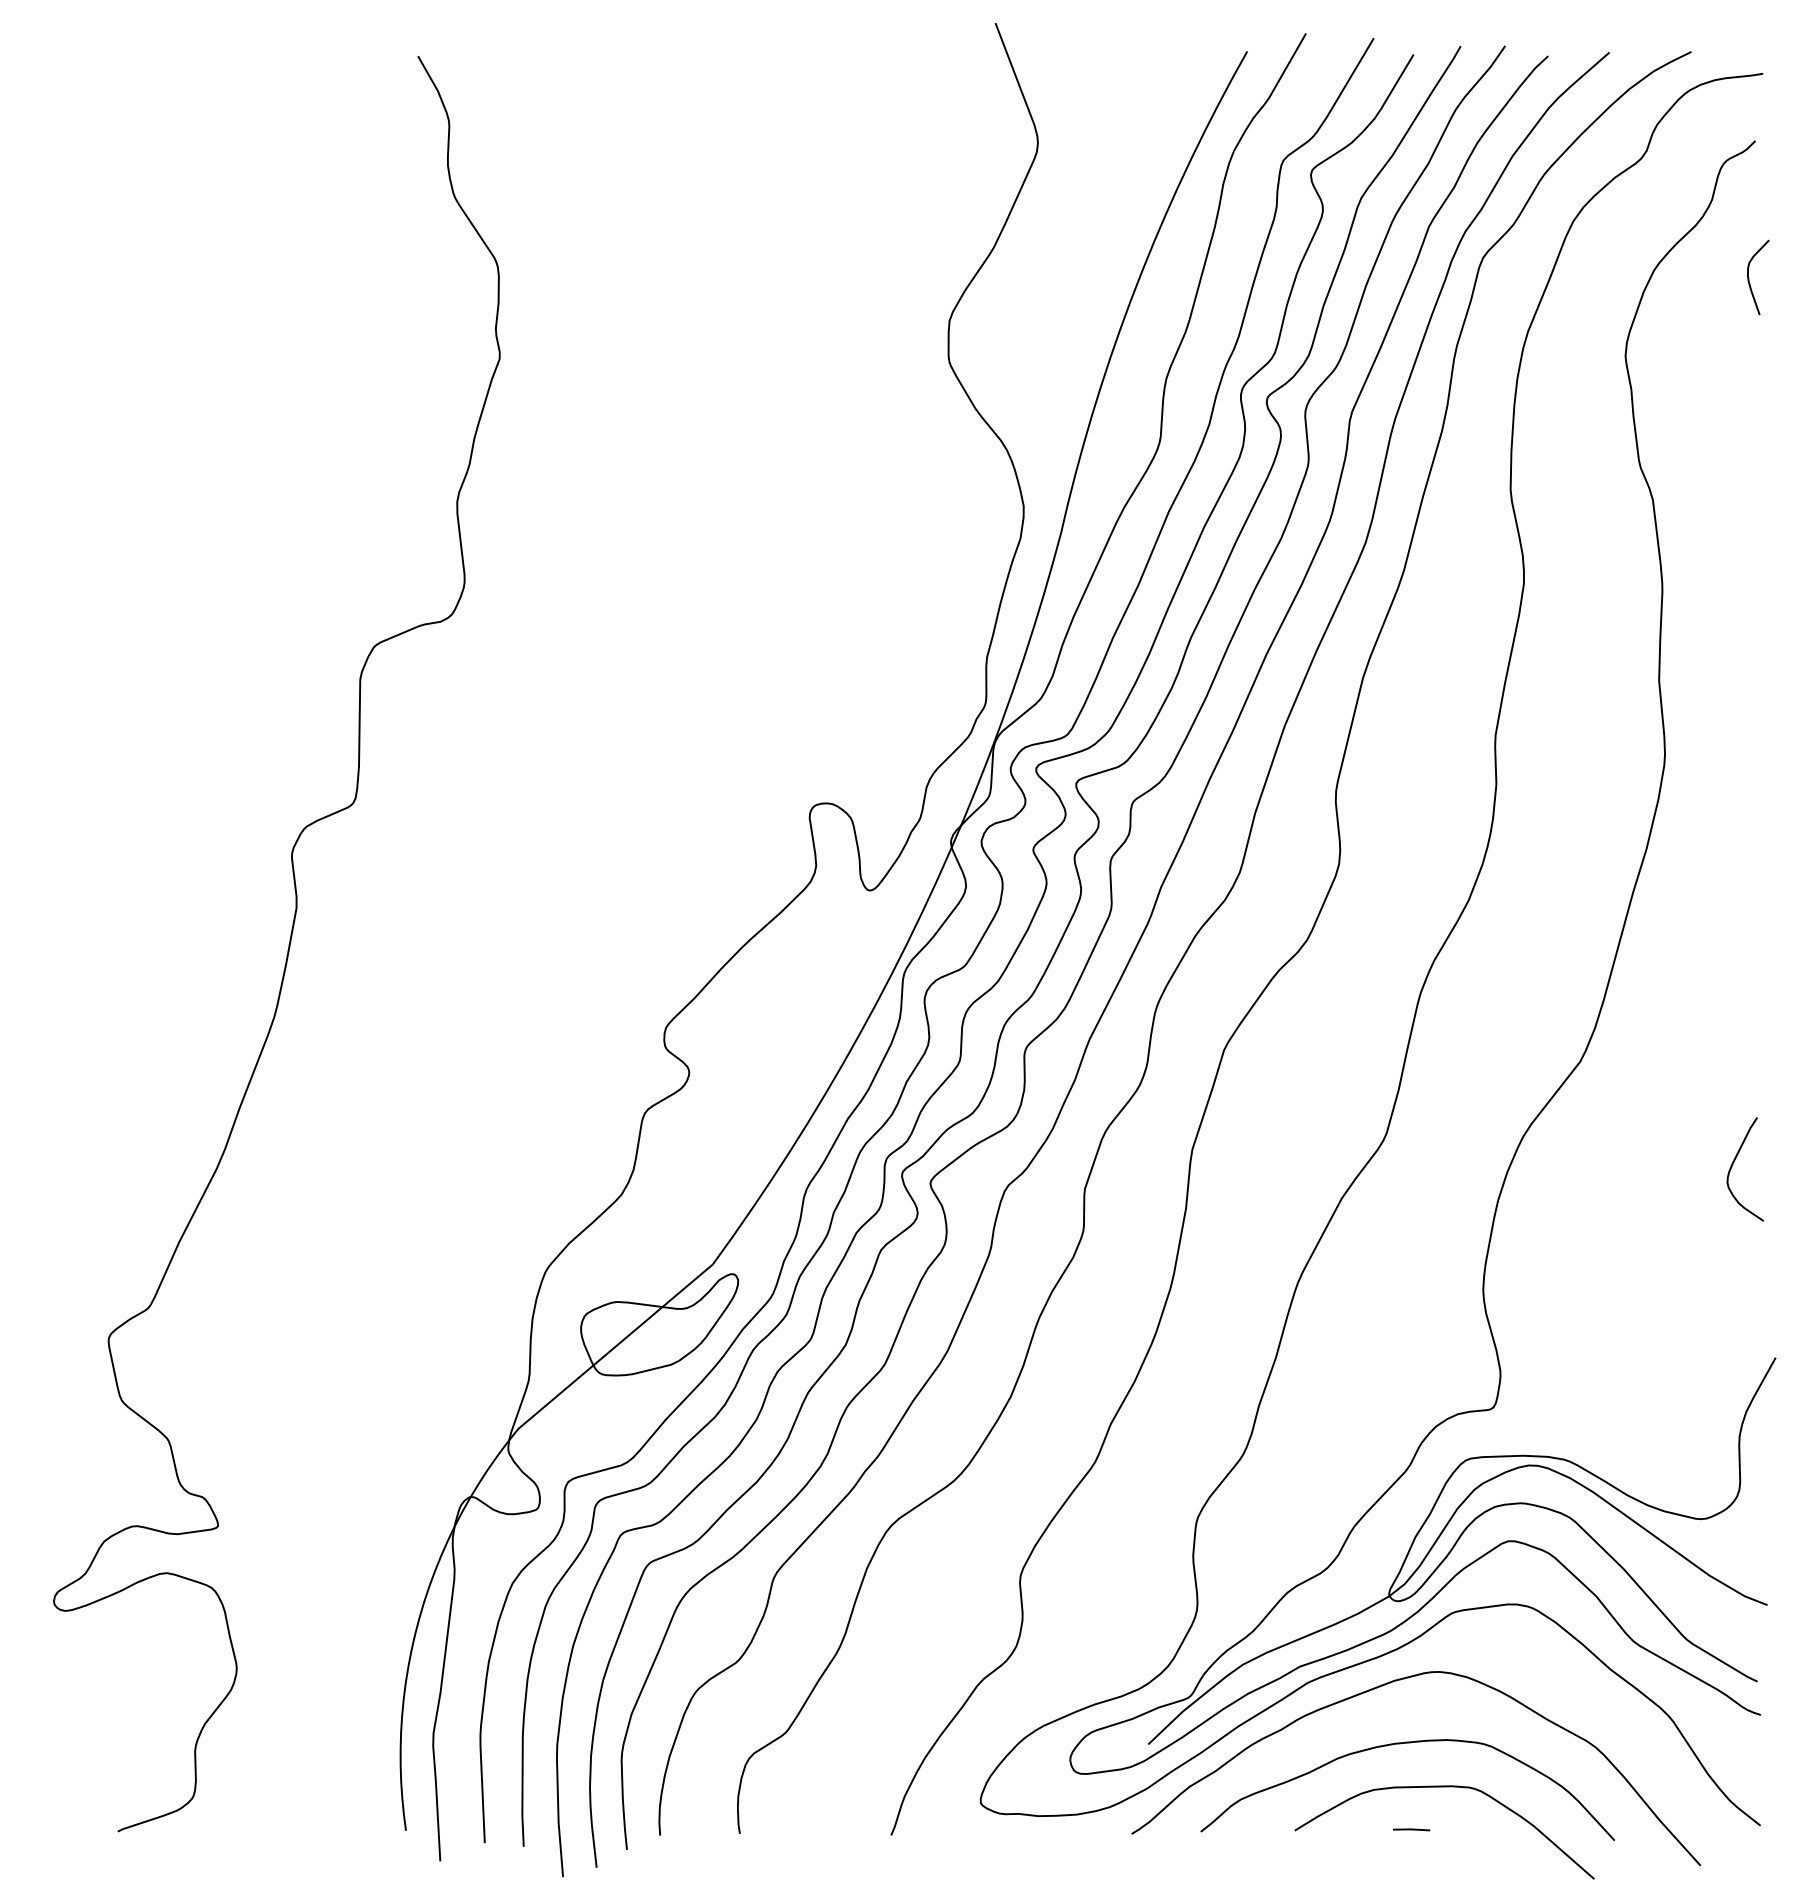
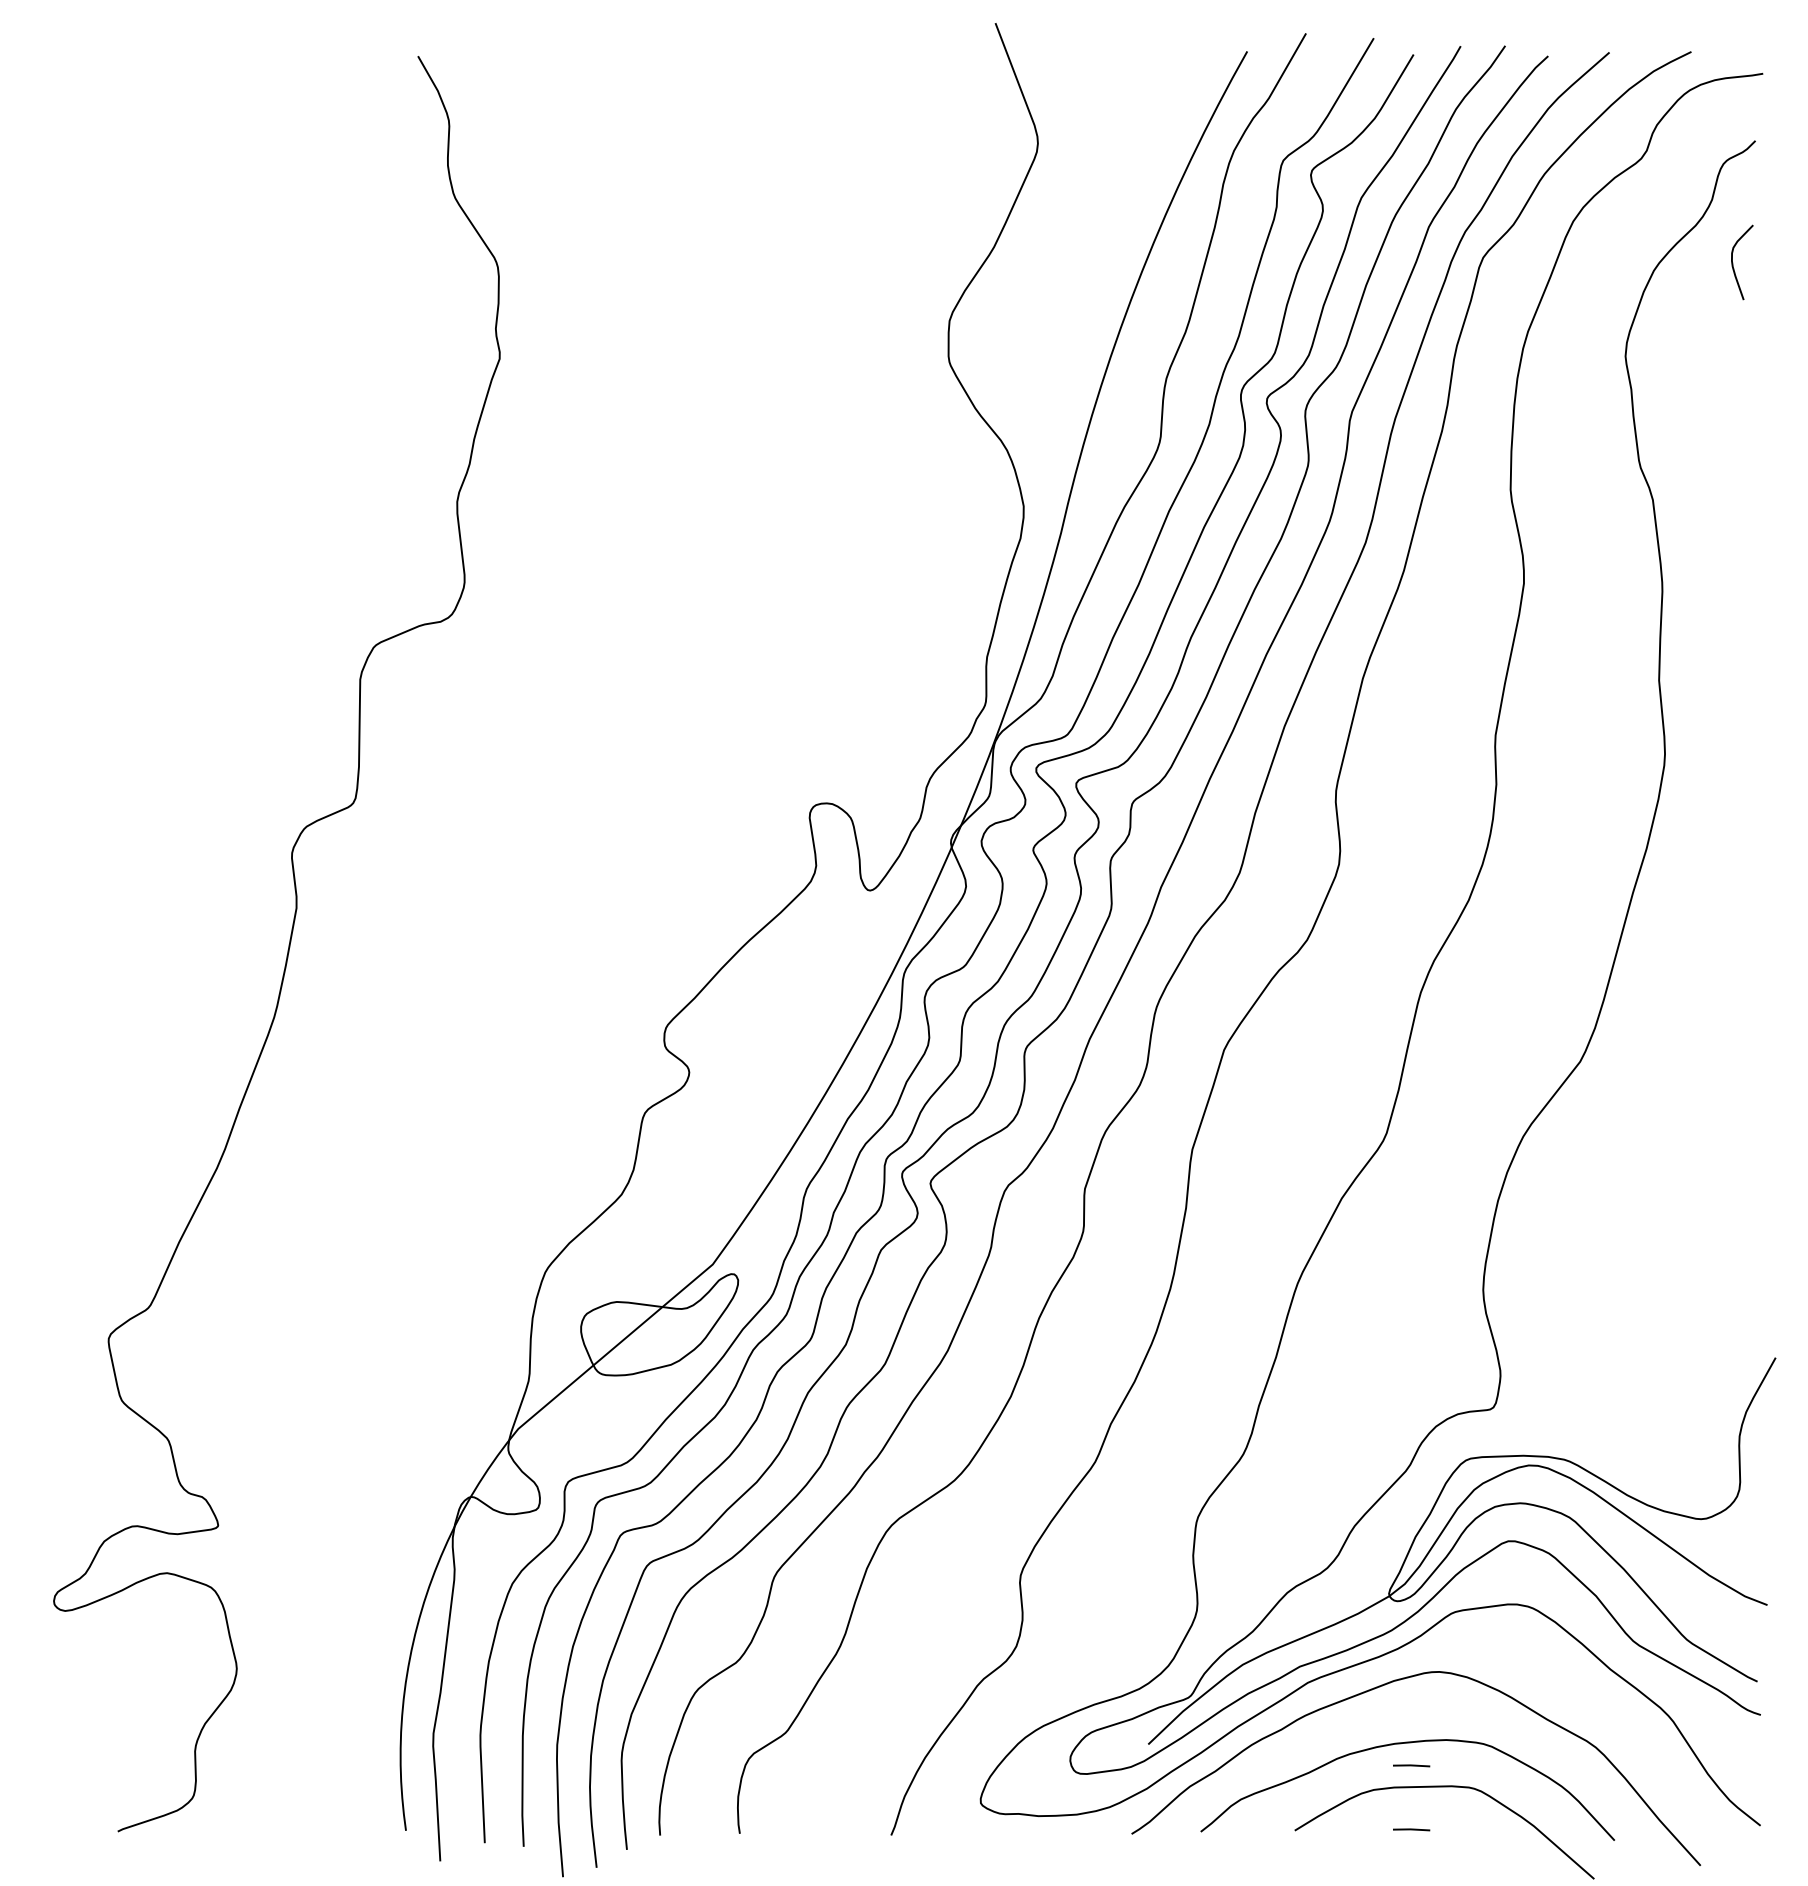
curve position: (1749, 277) -> (1733, 262) (1733, 262)
curve: present -> none (1733, 1164)
line: none -> present (1411, 1765)
